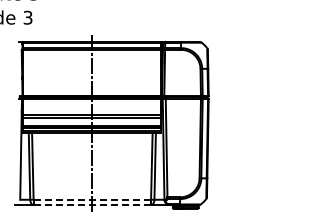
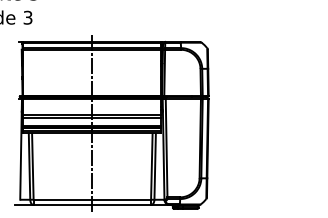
line: dashed -> solid (92, 199)
line: dashed -> solid (92, 205)
